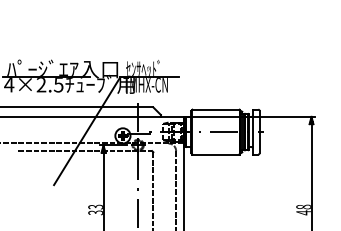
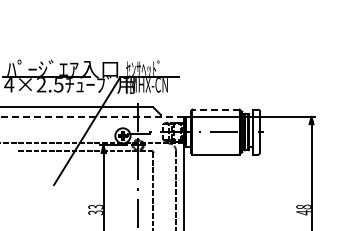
line: solid -> dashed (216, 109)
line: solid -> dashed (92, 116)
